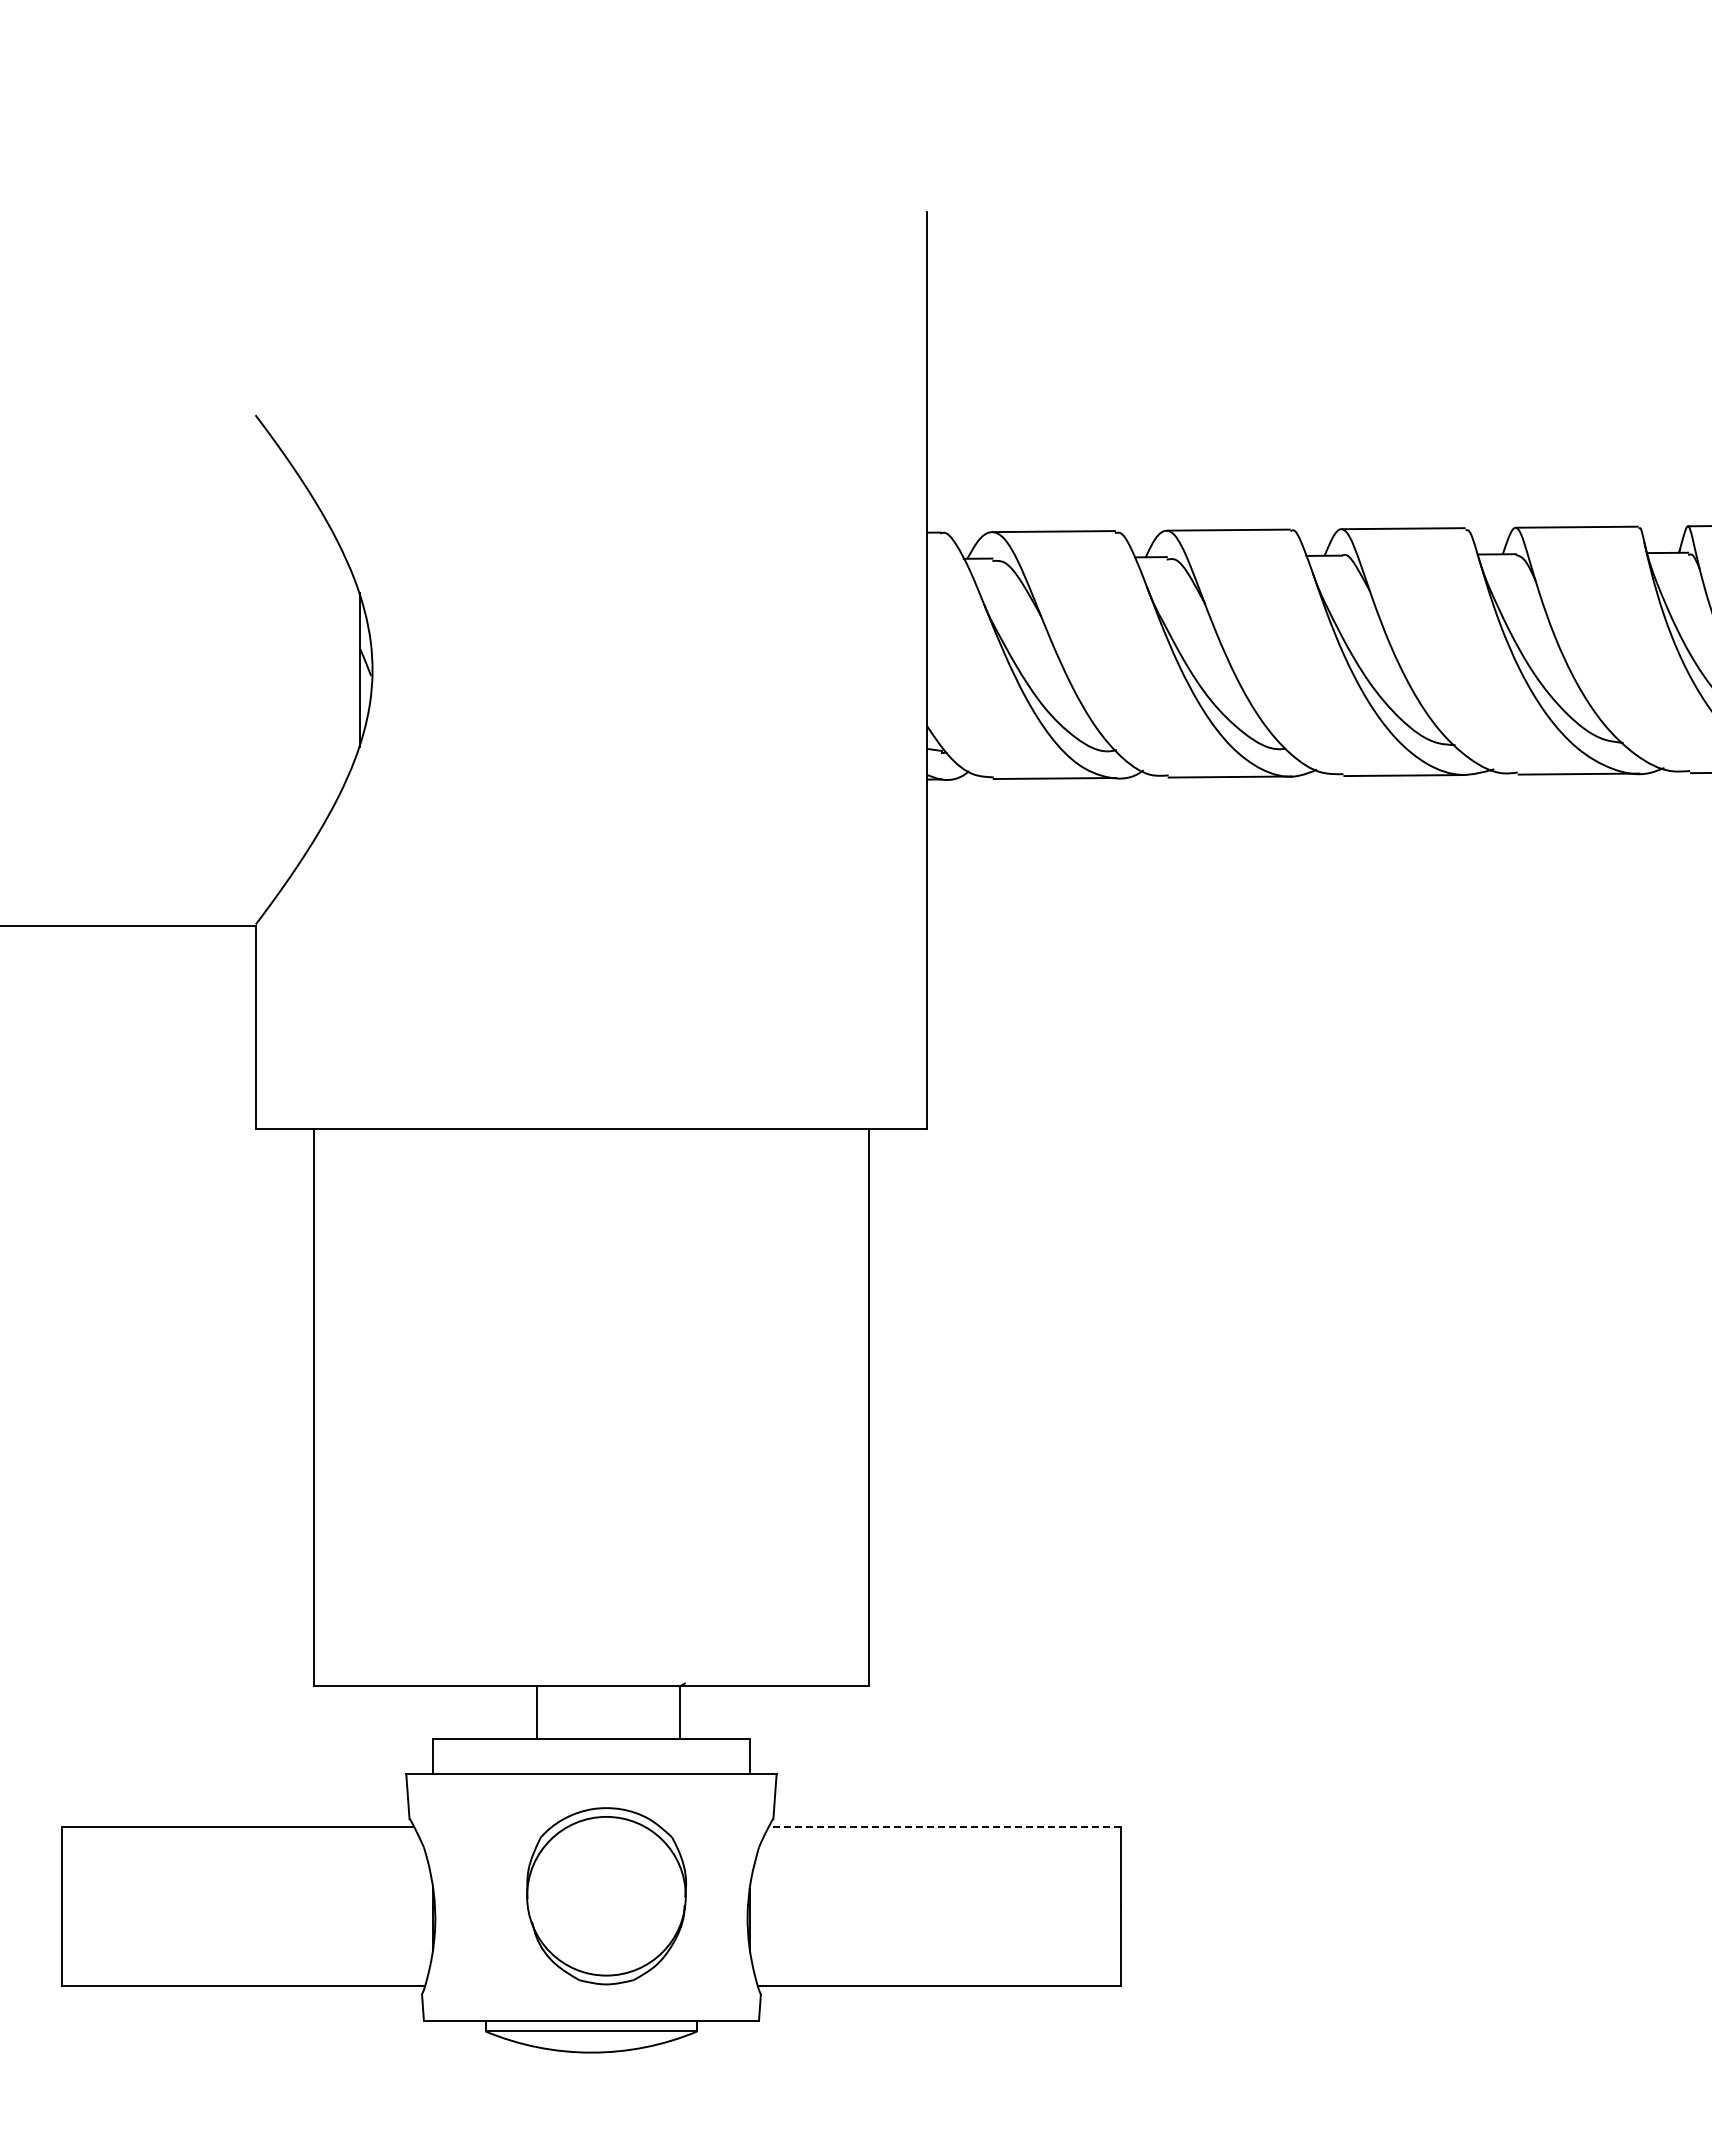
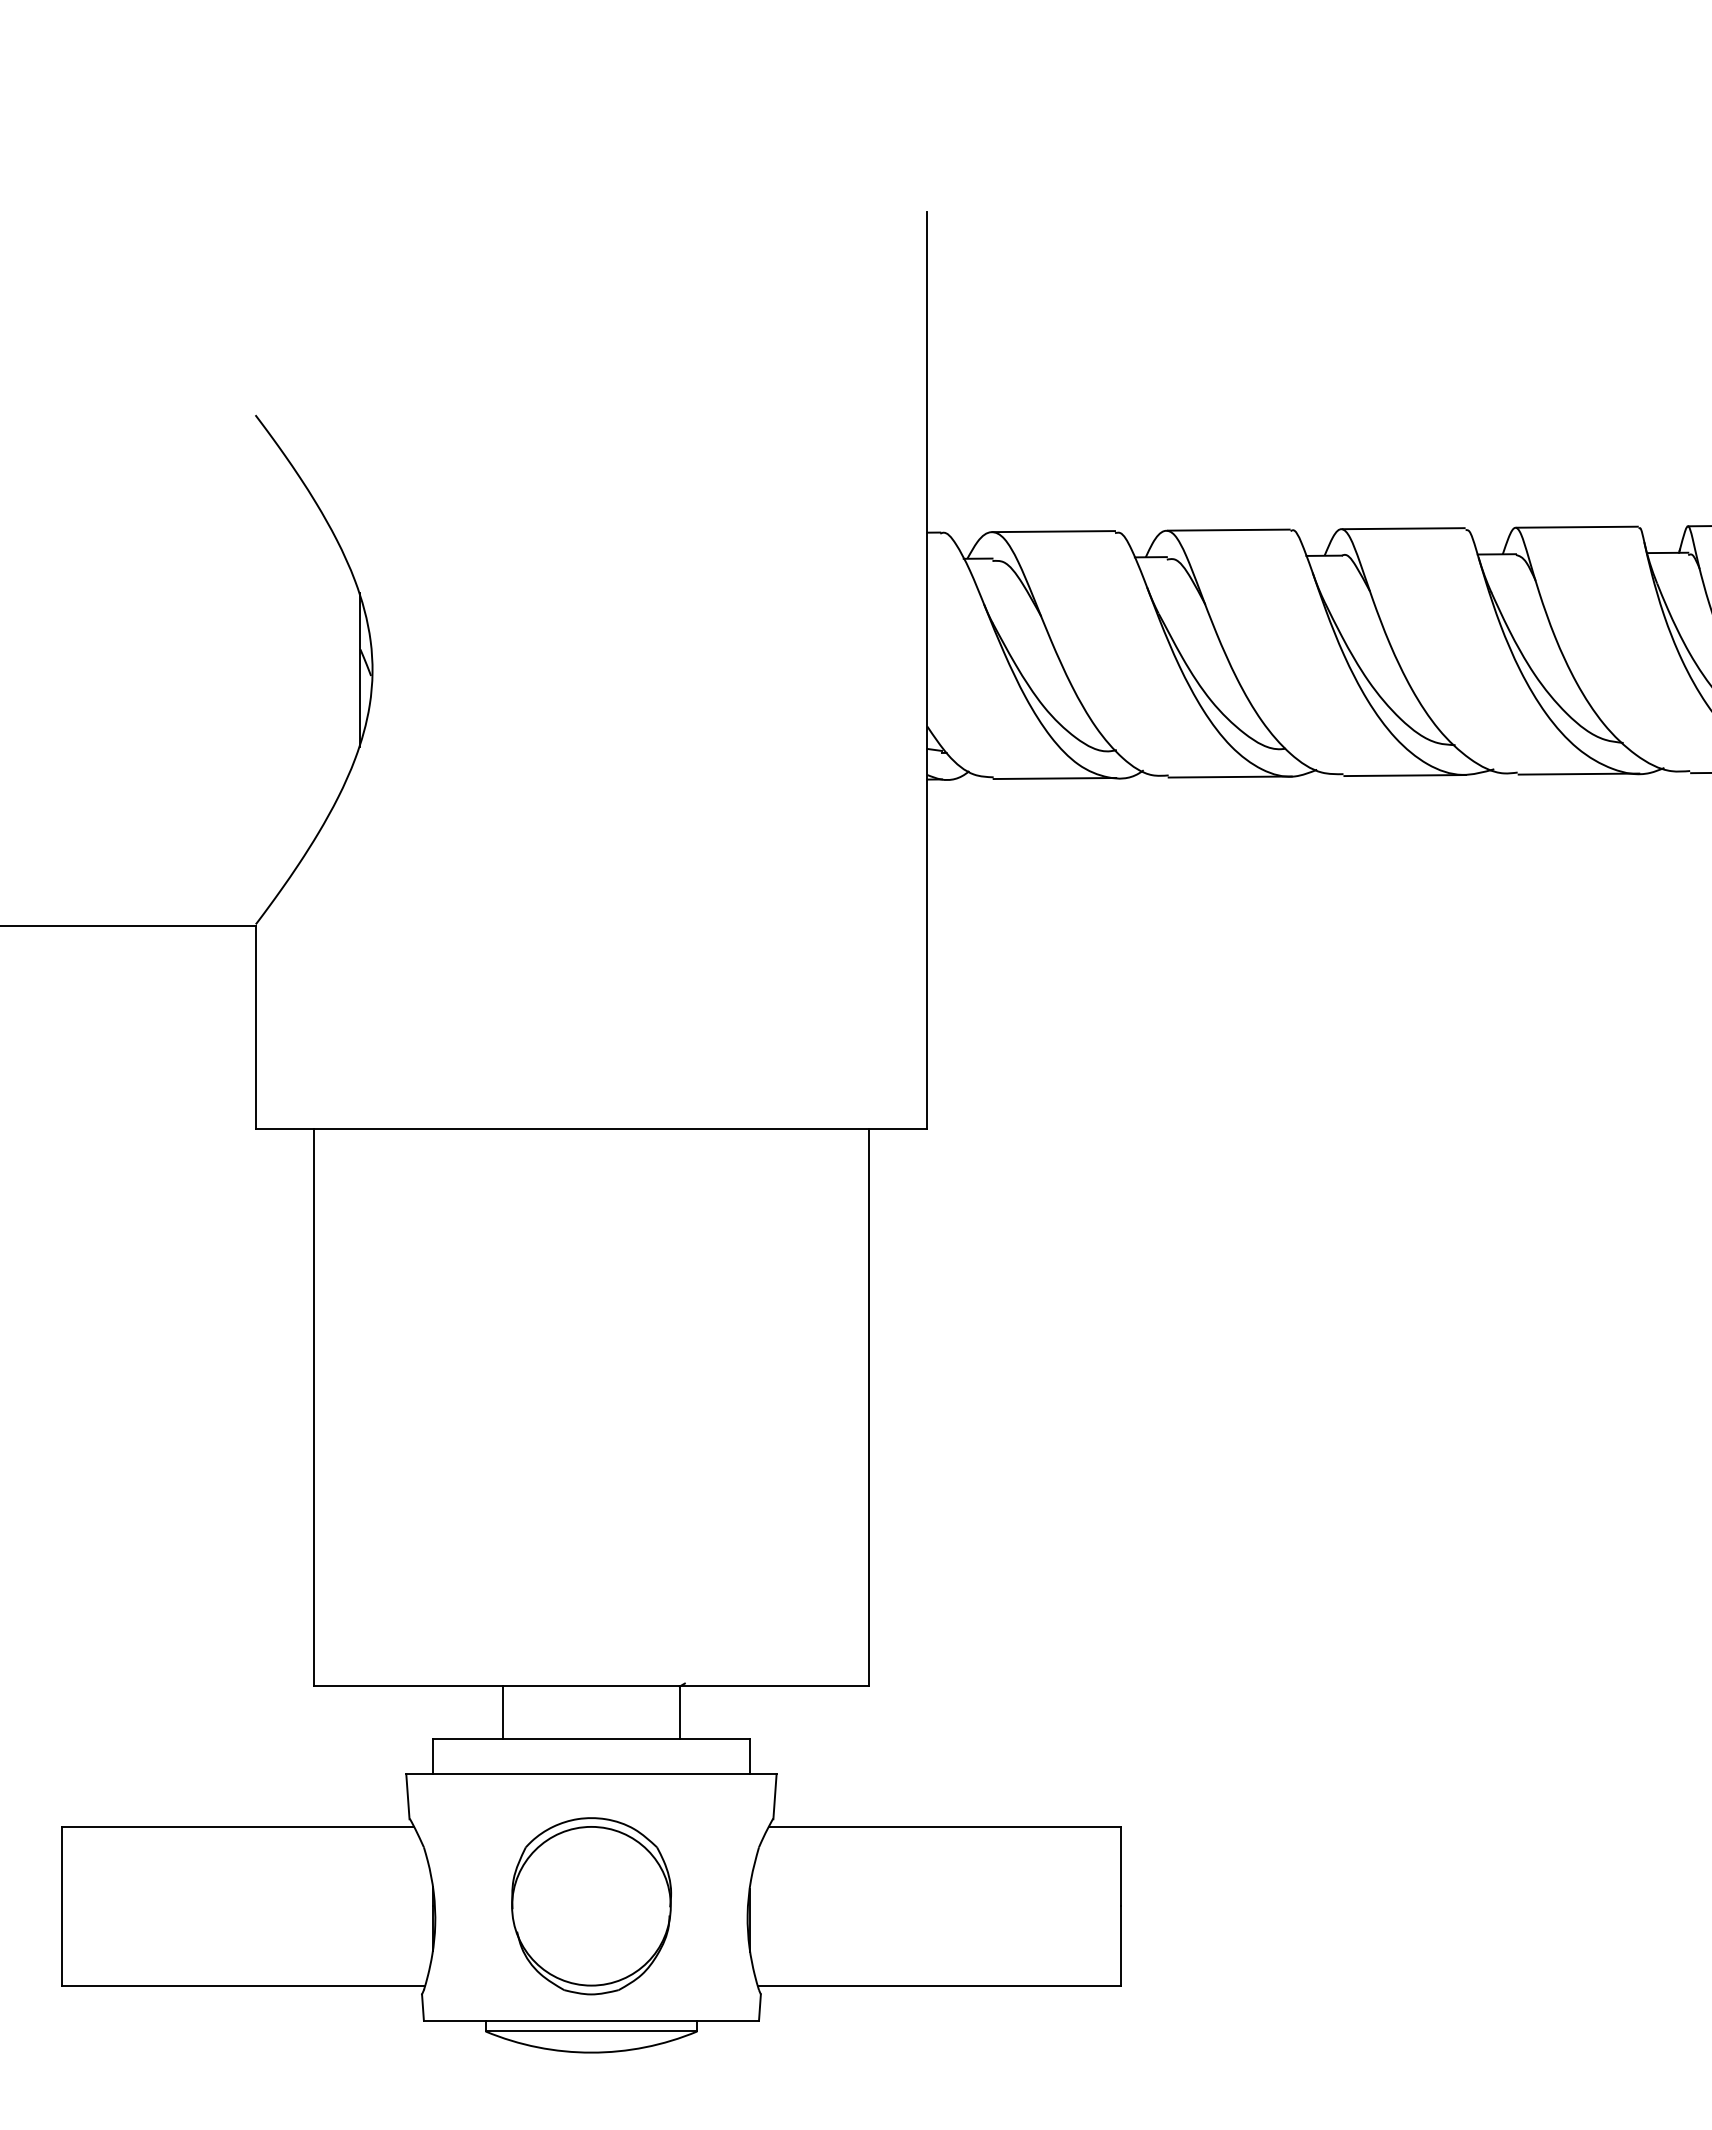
line position: (537, 1711) -> (503, 1711) (503, 1711)
line: dashed -> solid (944, 1826)
part position: (606, 1896) -> (591, 1906) (591, 1906)
